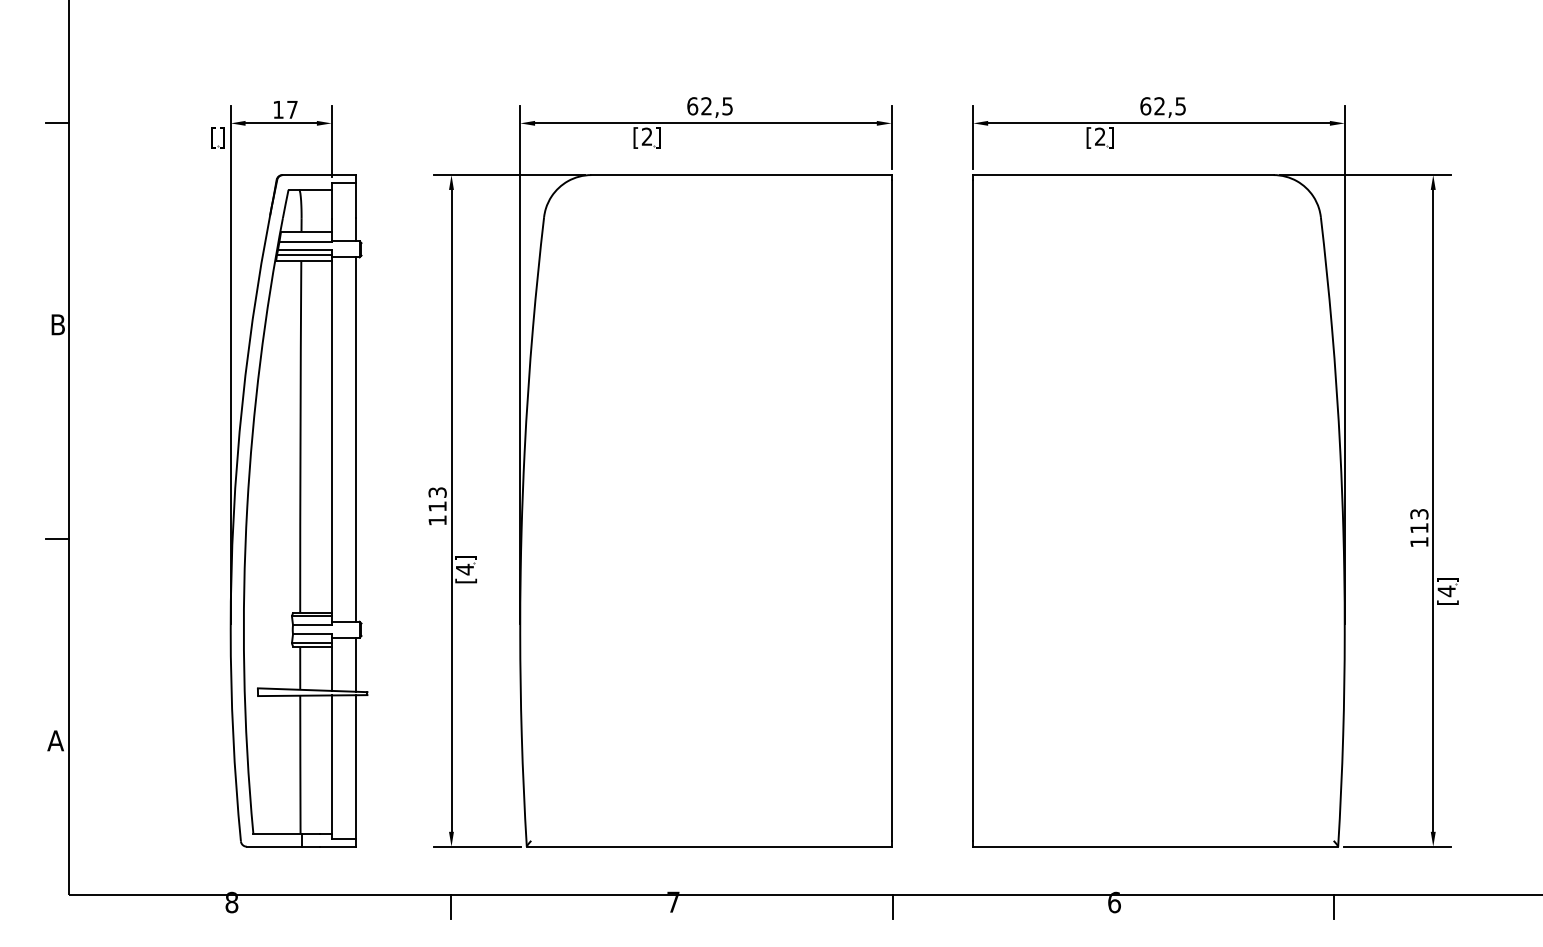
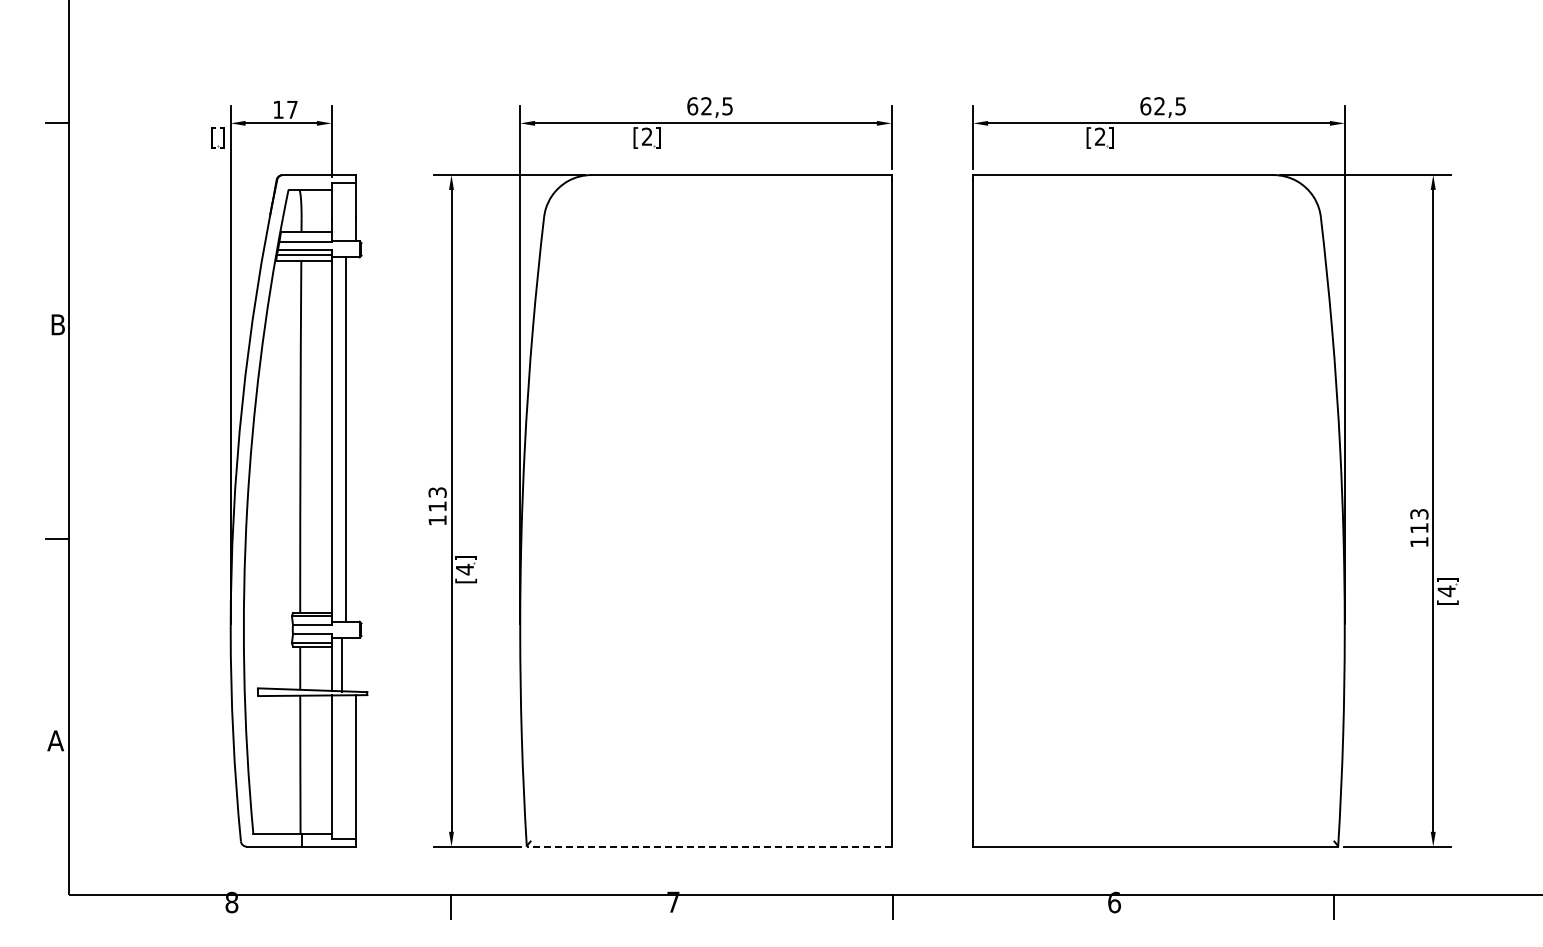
line position: (355, 439) -> (345, 439) (345, 439)
line position: (355, 664) -> (341, 664) (341, 664)
line: solid -> dashed (708, 846)
